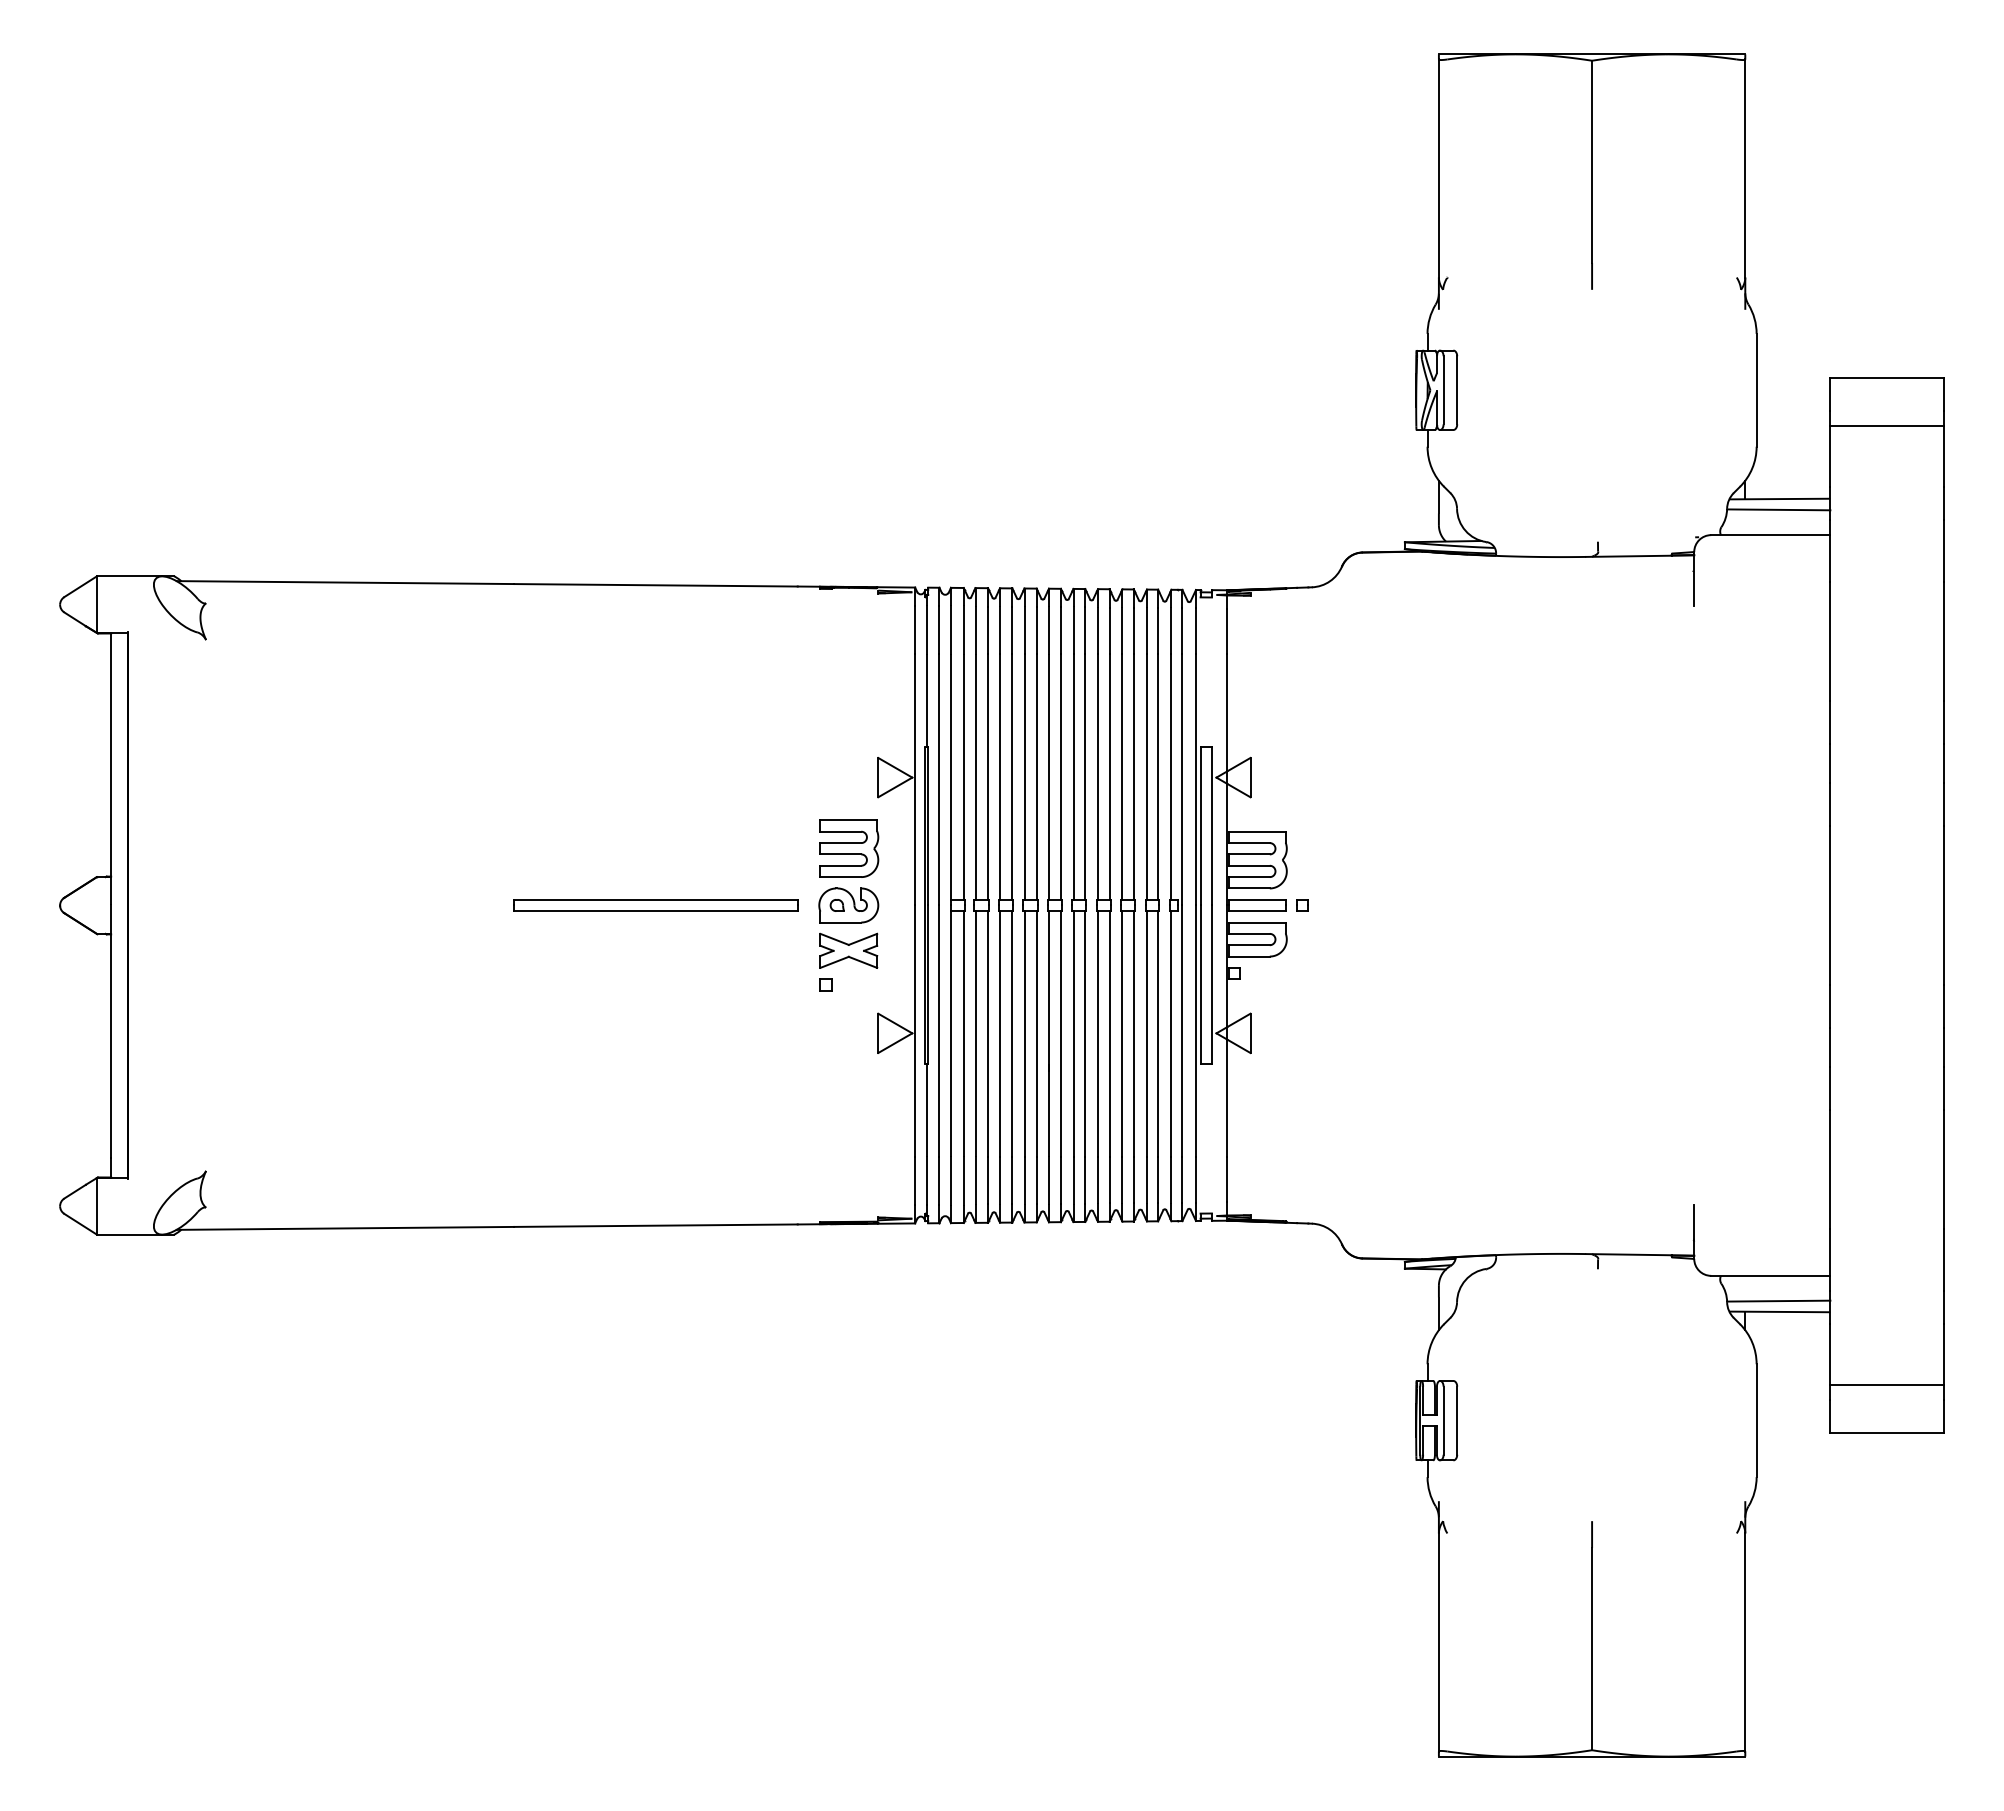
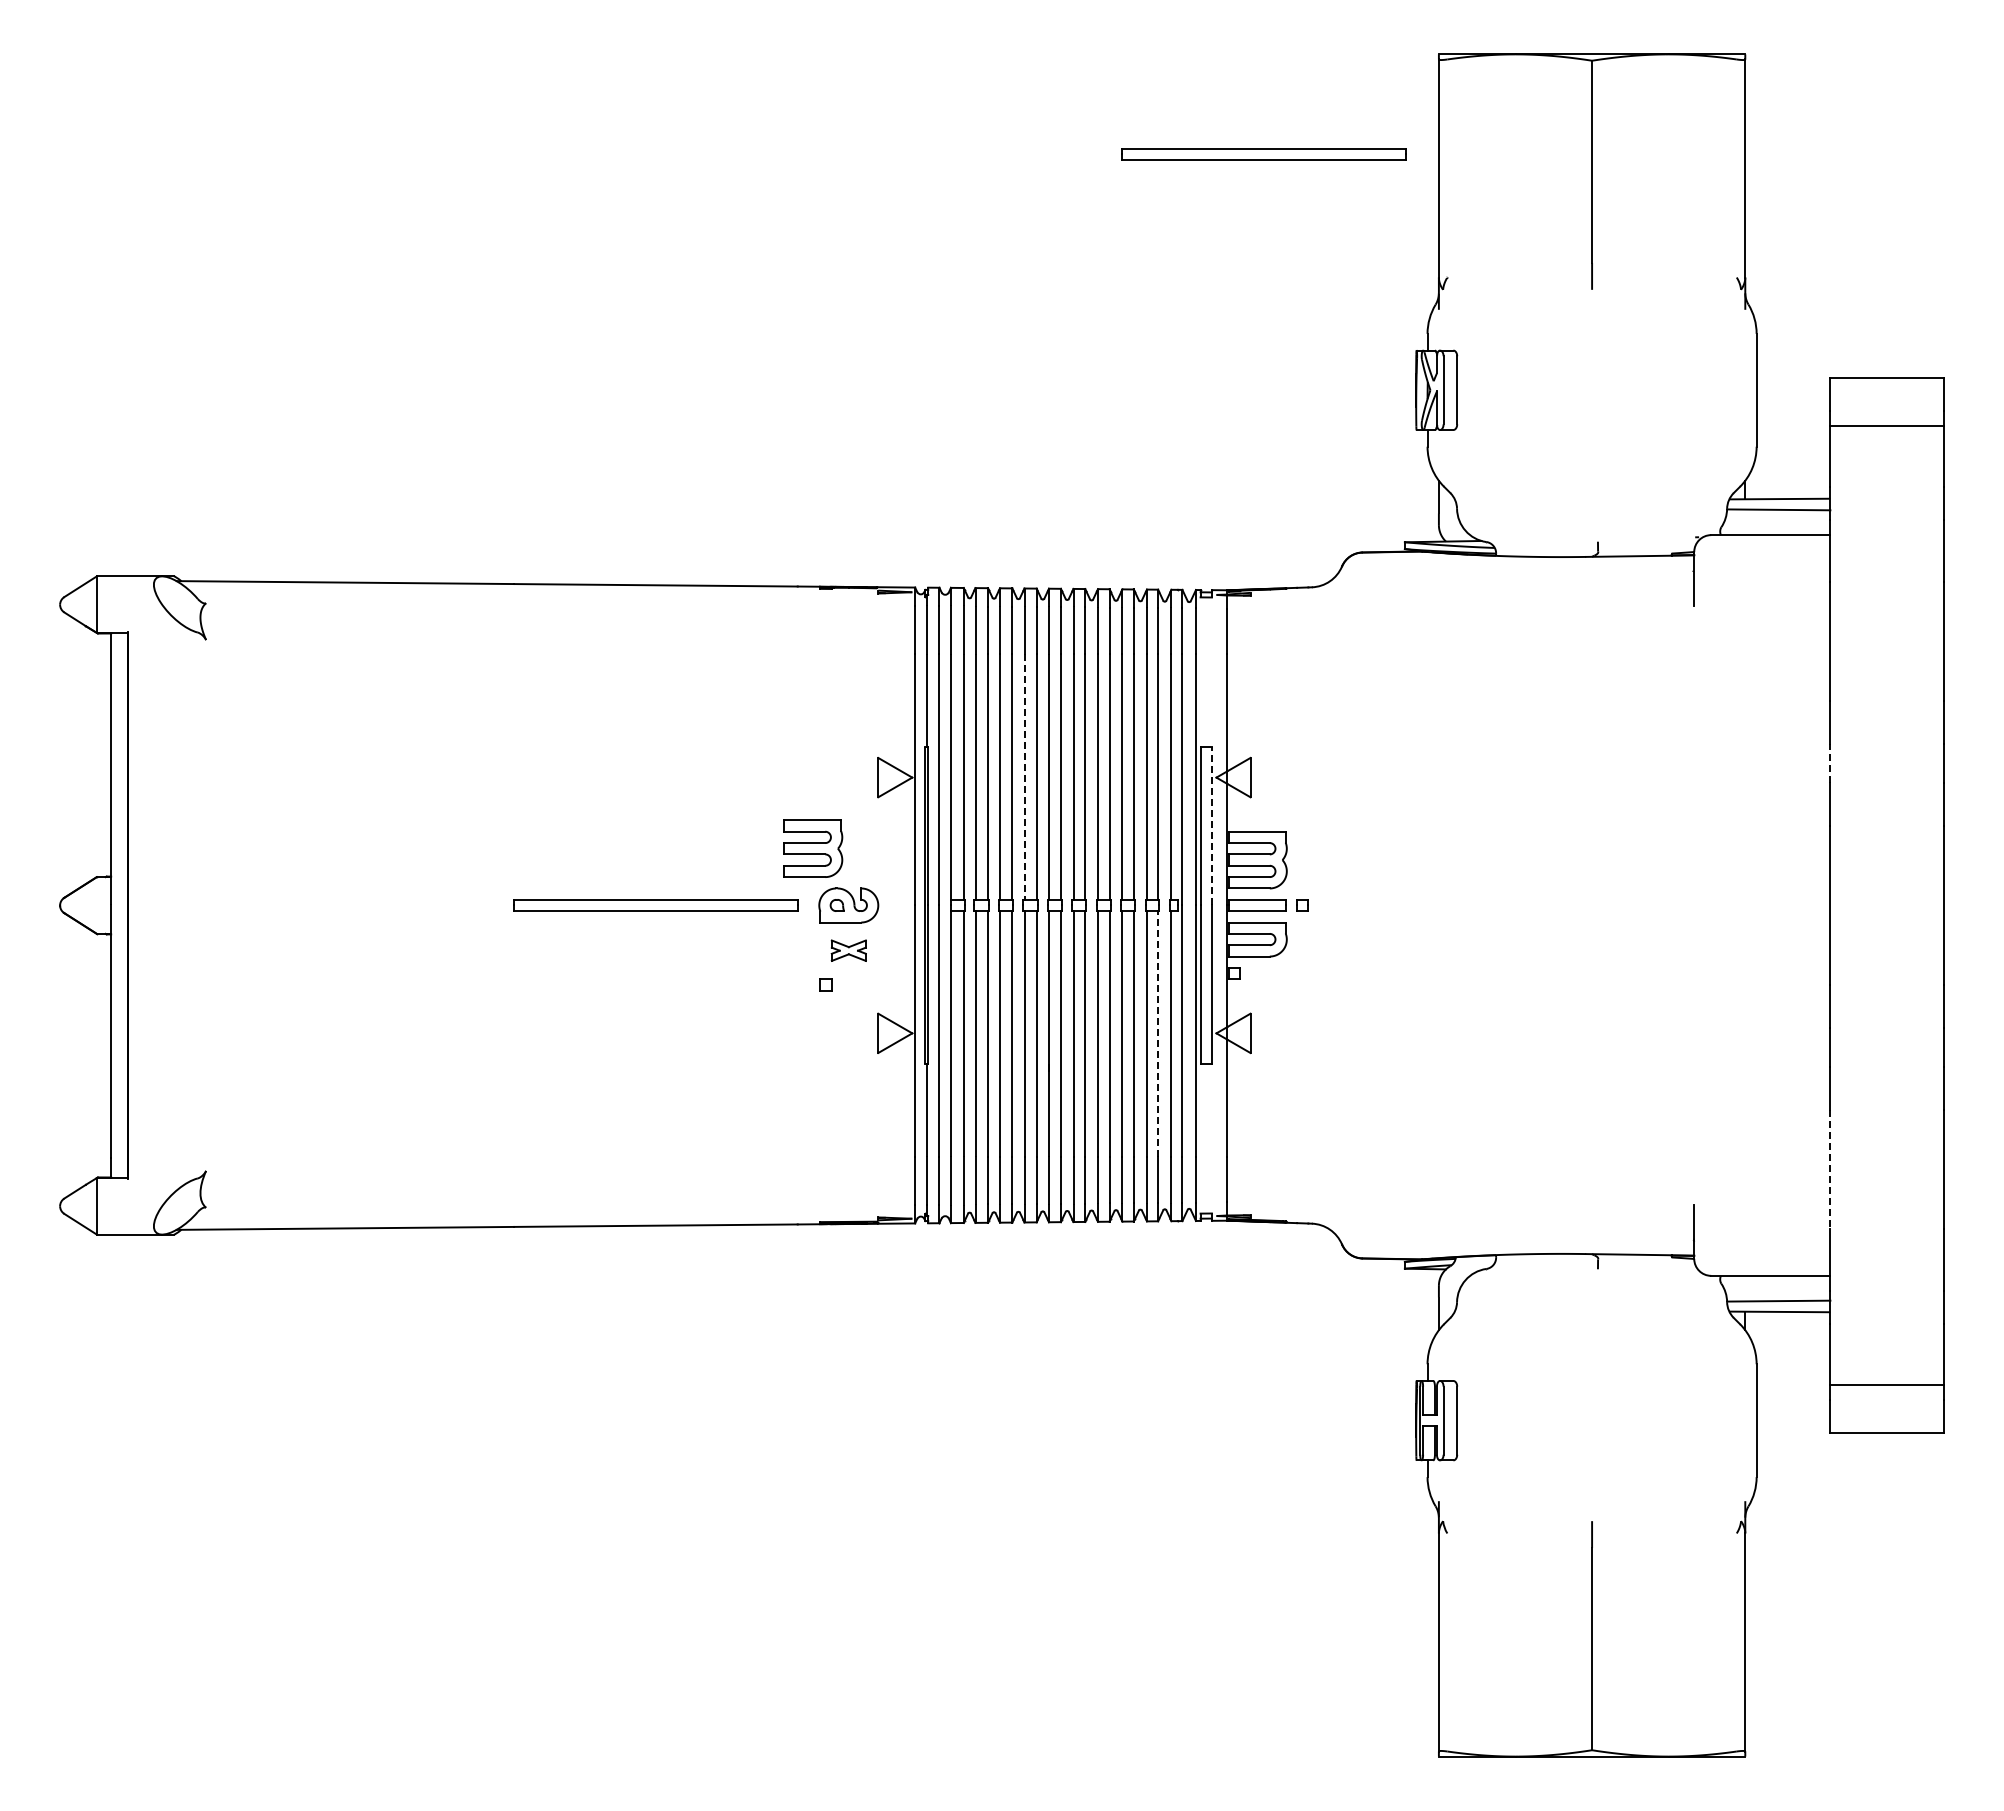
part: none -> present (1263, 154)
line: solid -> dashed (1830, 763)
line: solid -> dashed (1024, 776)
line: solid -> dashed (1211, 825)
part position: (849, 848) -> (813, 848) (813, 848)
part size: 60x37 px -> 37x23 px (848, 950)
line: solid -> dashed (1158, 1033)
line: solid -> dashed (1830, 1169)
